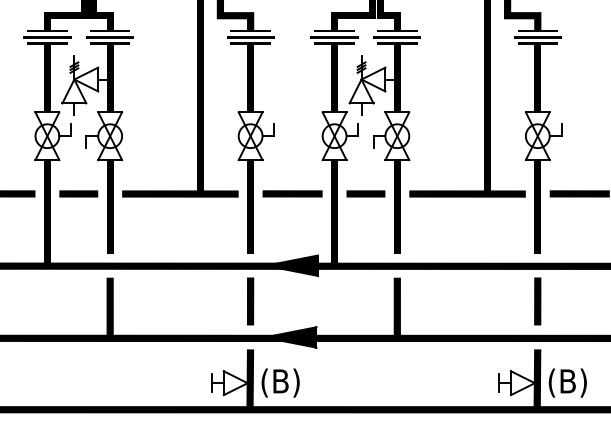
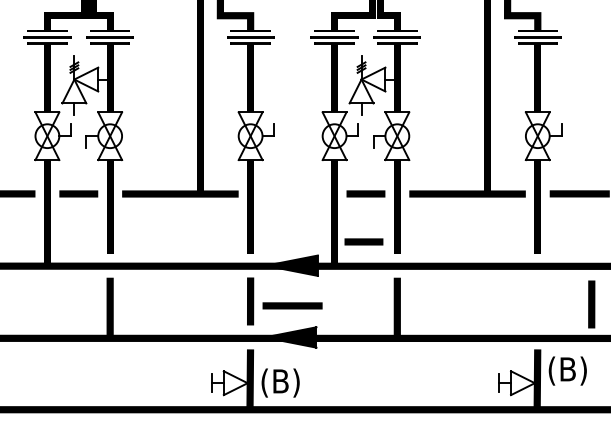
line position: (292, 193) -> (292, 305) (292, 305)
line: none -> present (363, 241)
line position: (537, 301) -> (591, 304) (591, 304)
text position: (567, 382) -> (567, 370) (567, 370)
